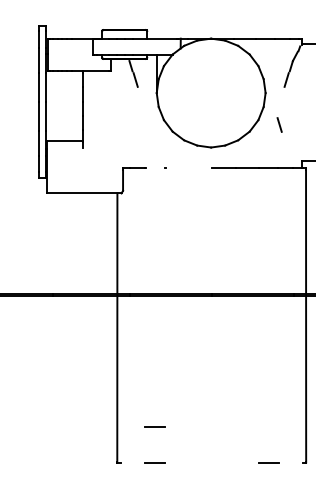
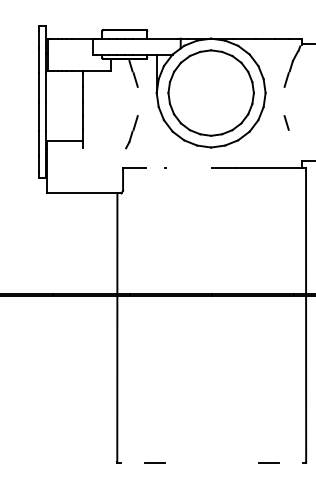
part: none -> present (210, 92)
line position: (279, 124) -> (286, 122) (286, 122)
line: none -> present (131, 132)
line: present -> none (154, 426)
